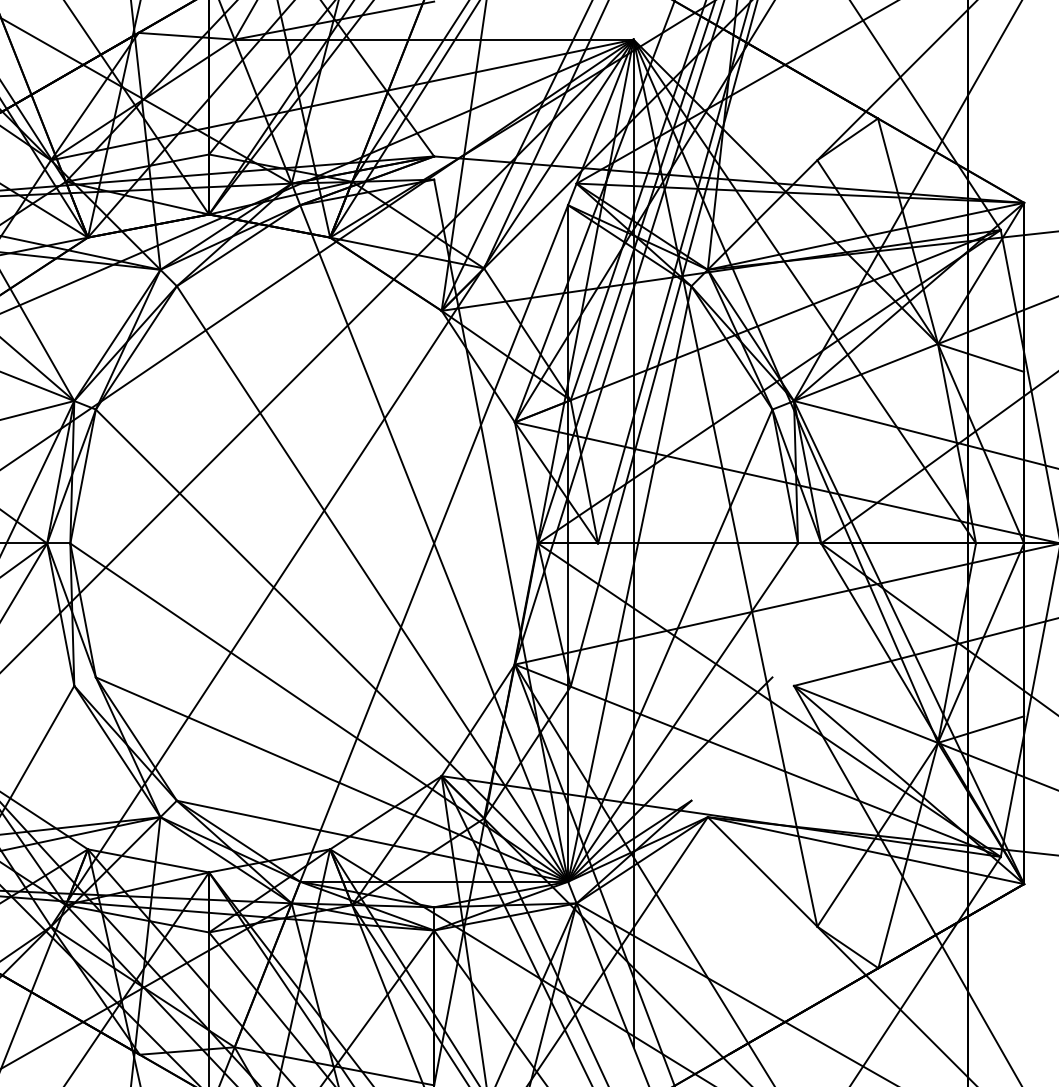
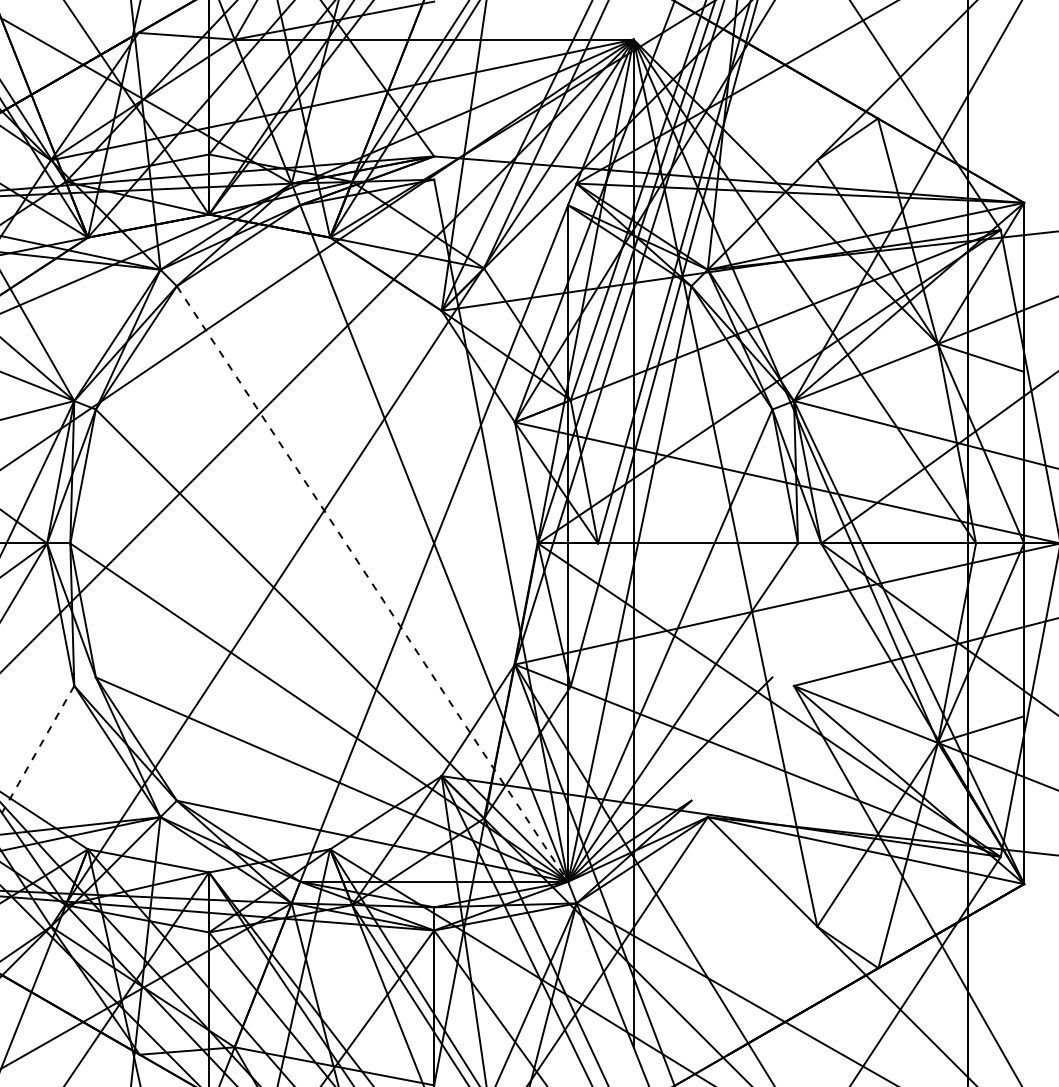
line: solid -> dashed (372, 584)
line: solid -> dashed (37, 751)
